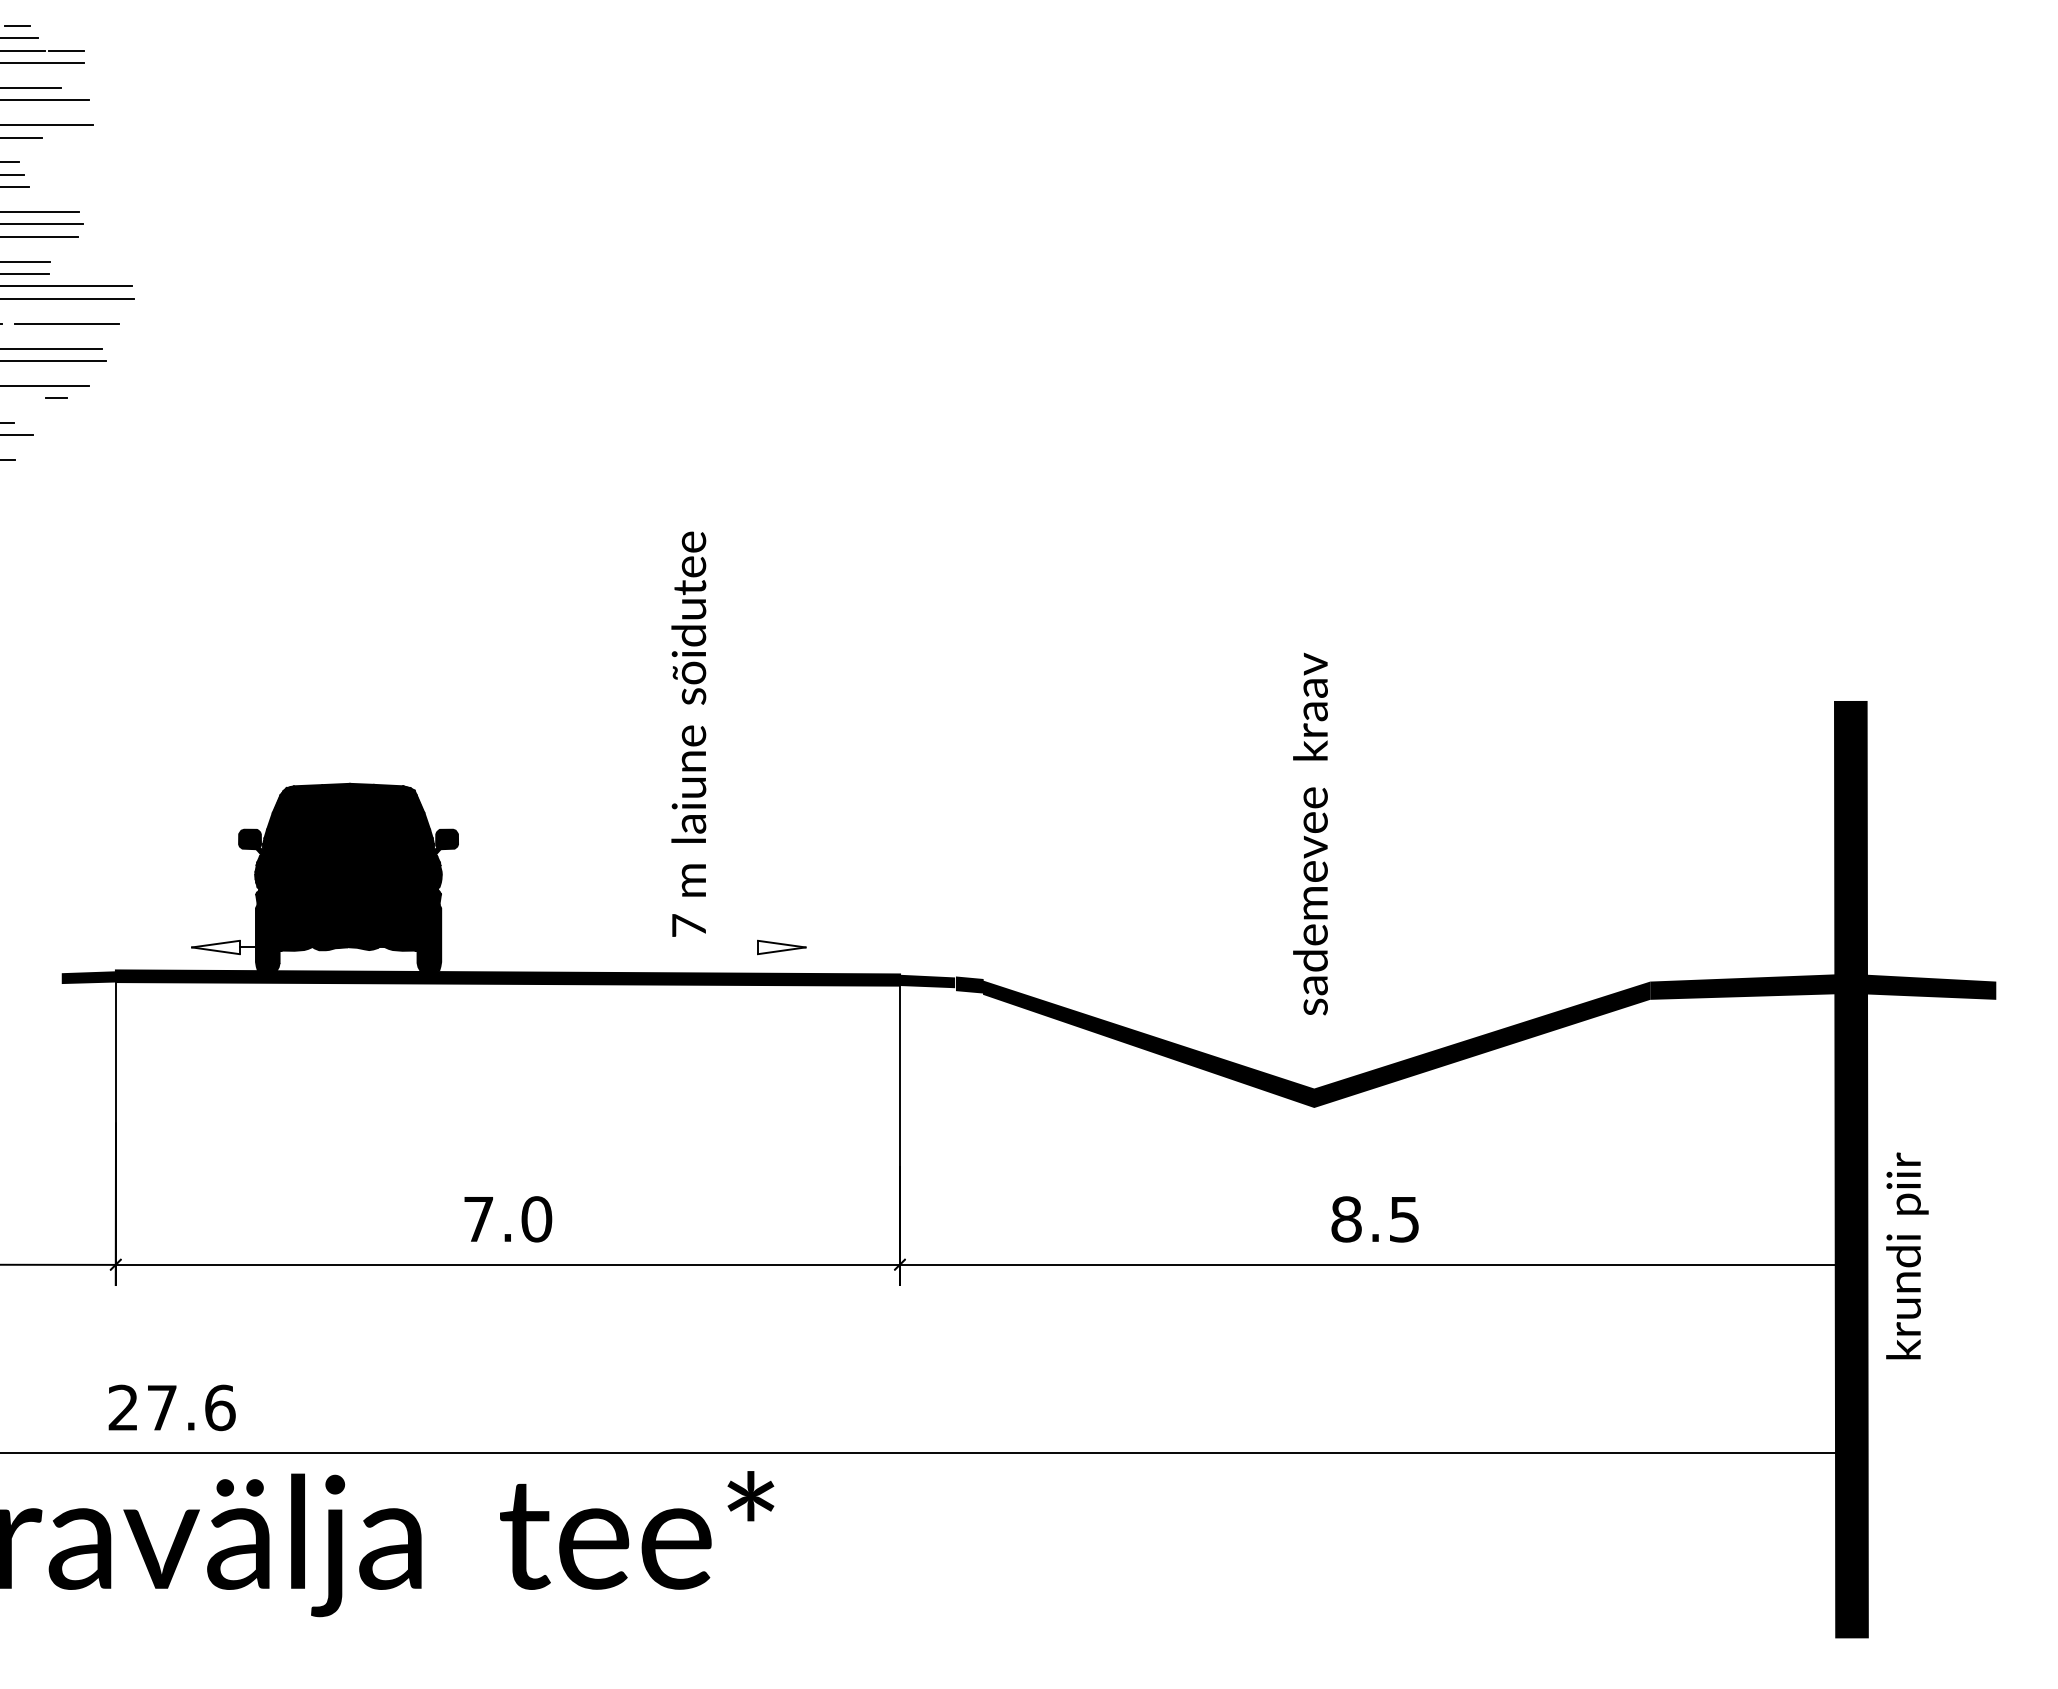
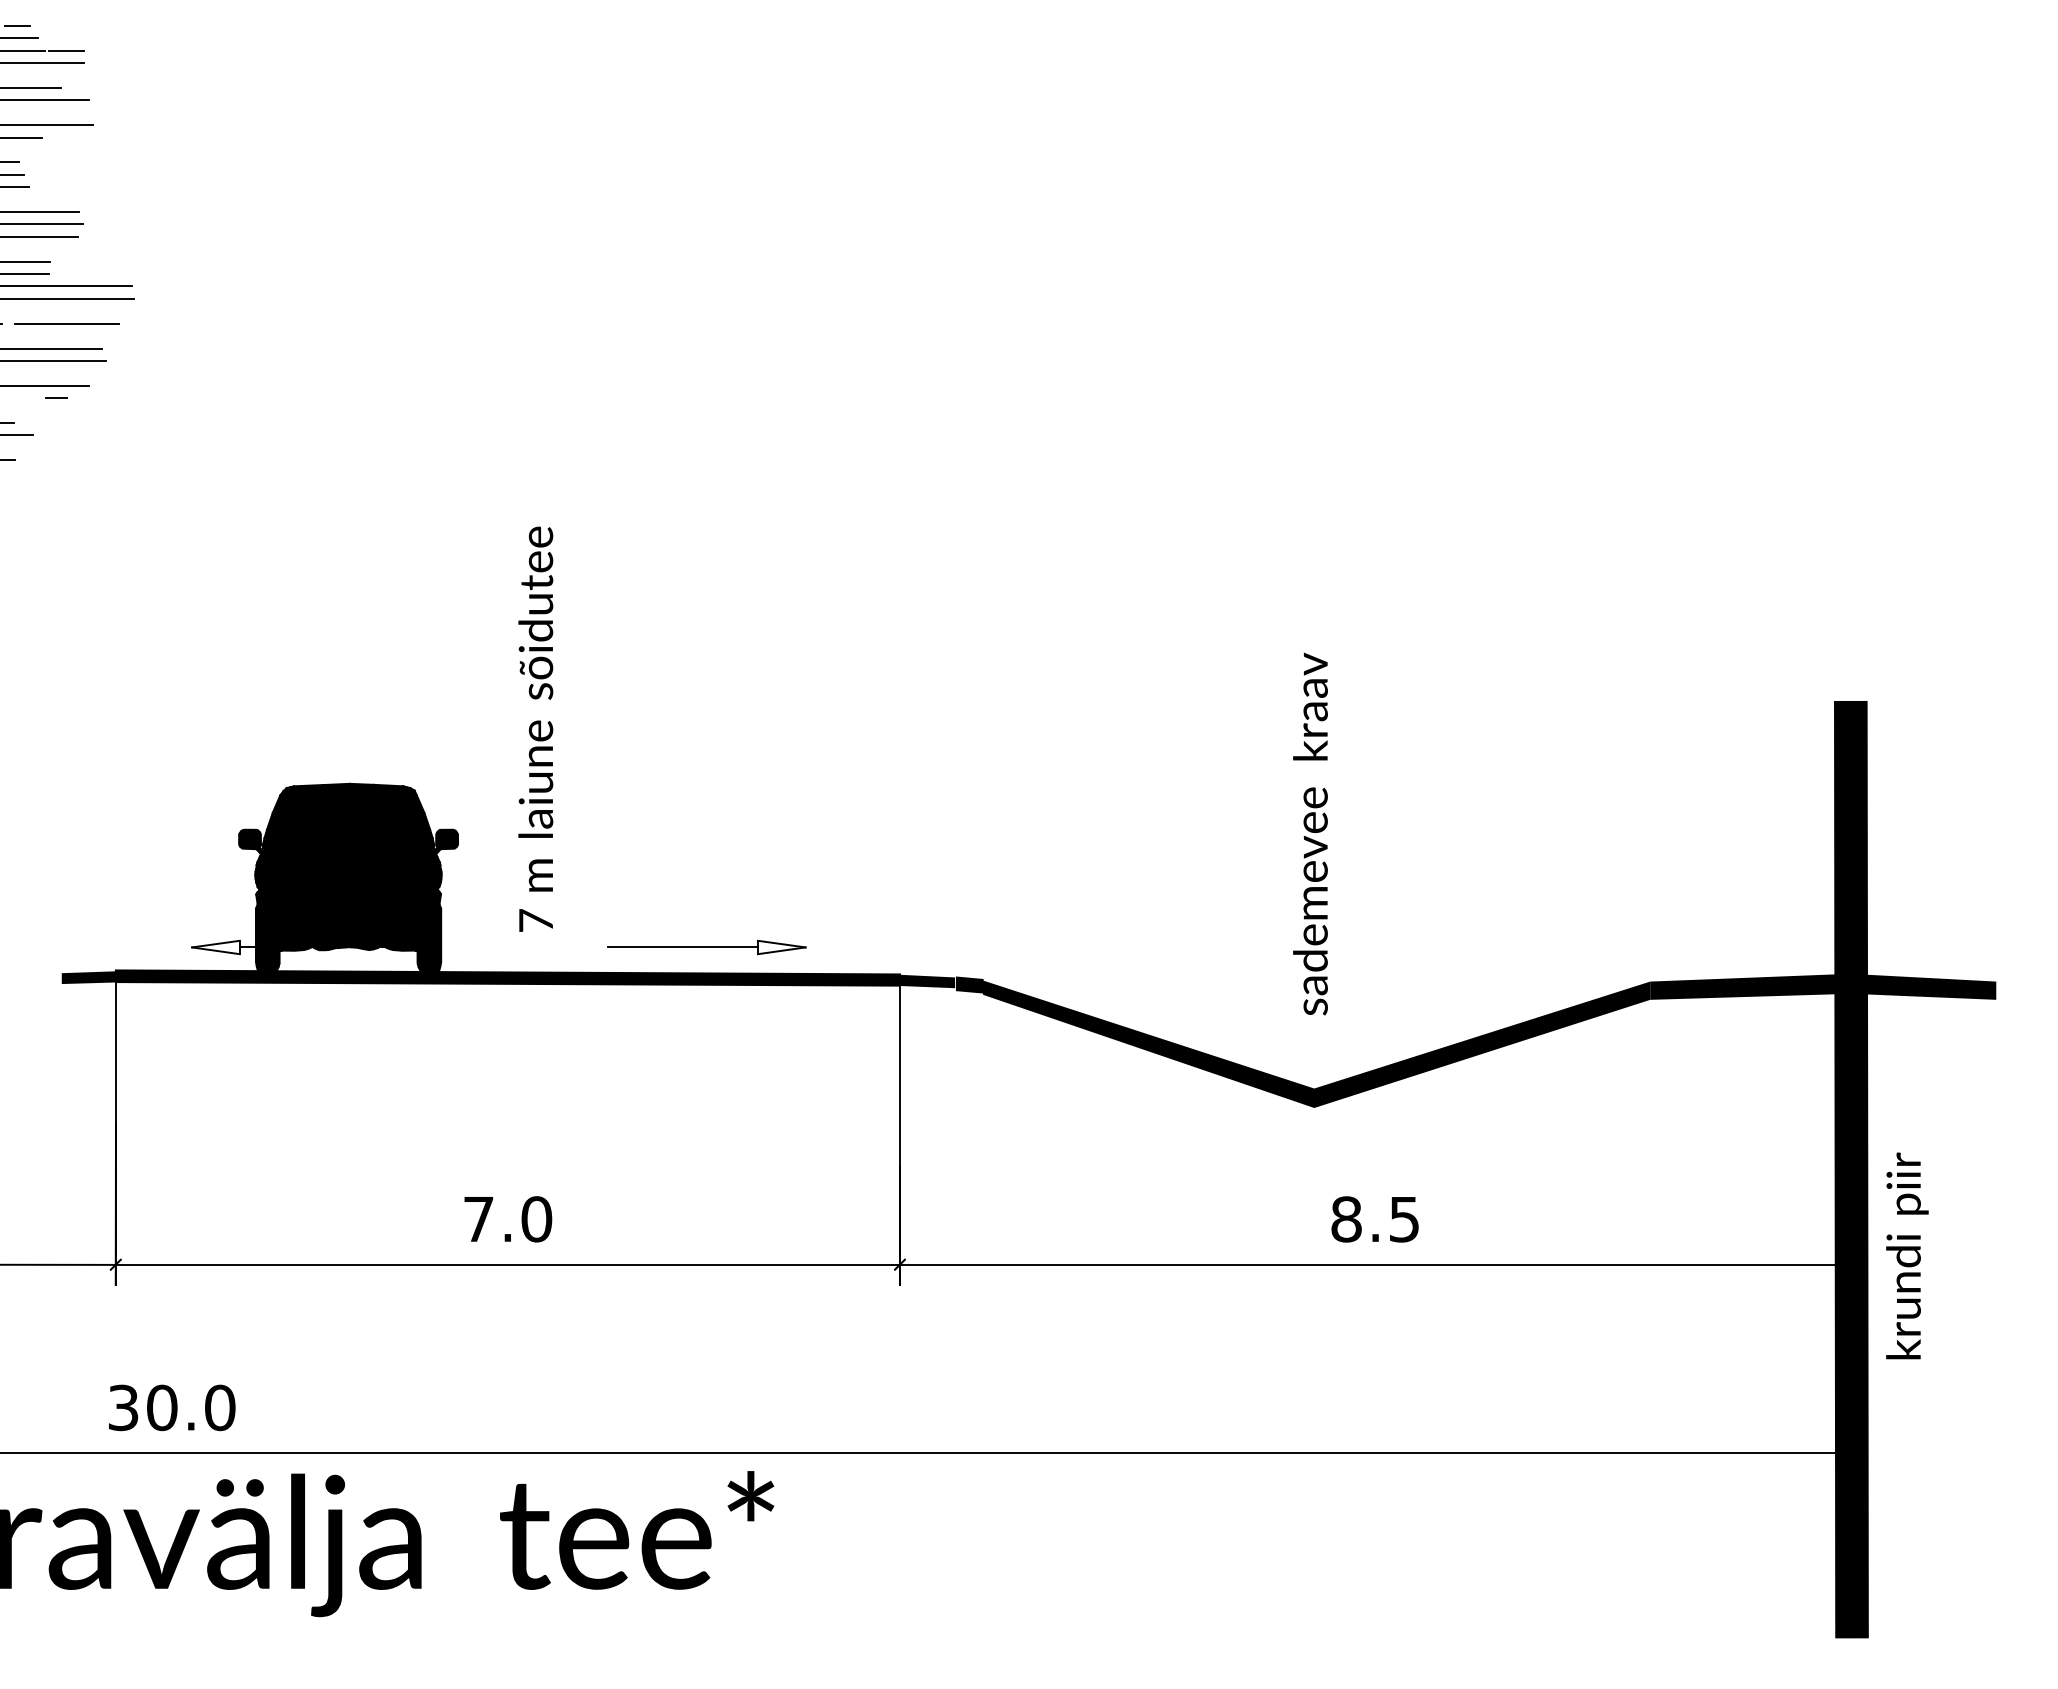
text position: (688, 733) -> (535, 728) (535, 728)
line: none -> present (683, 947)
text: 27.6 -> 30.0 (171, 1407)
